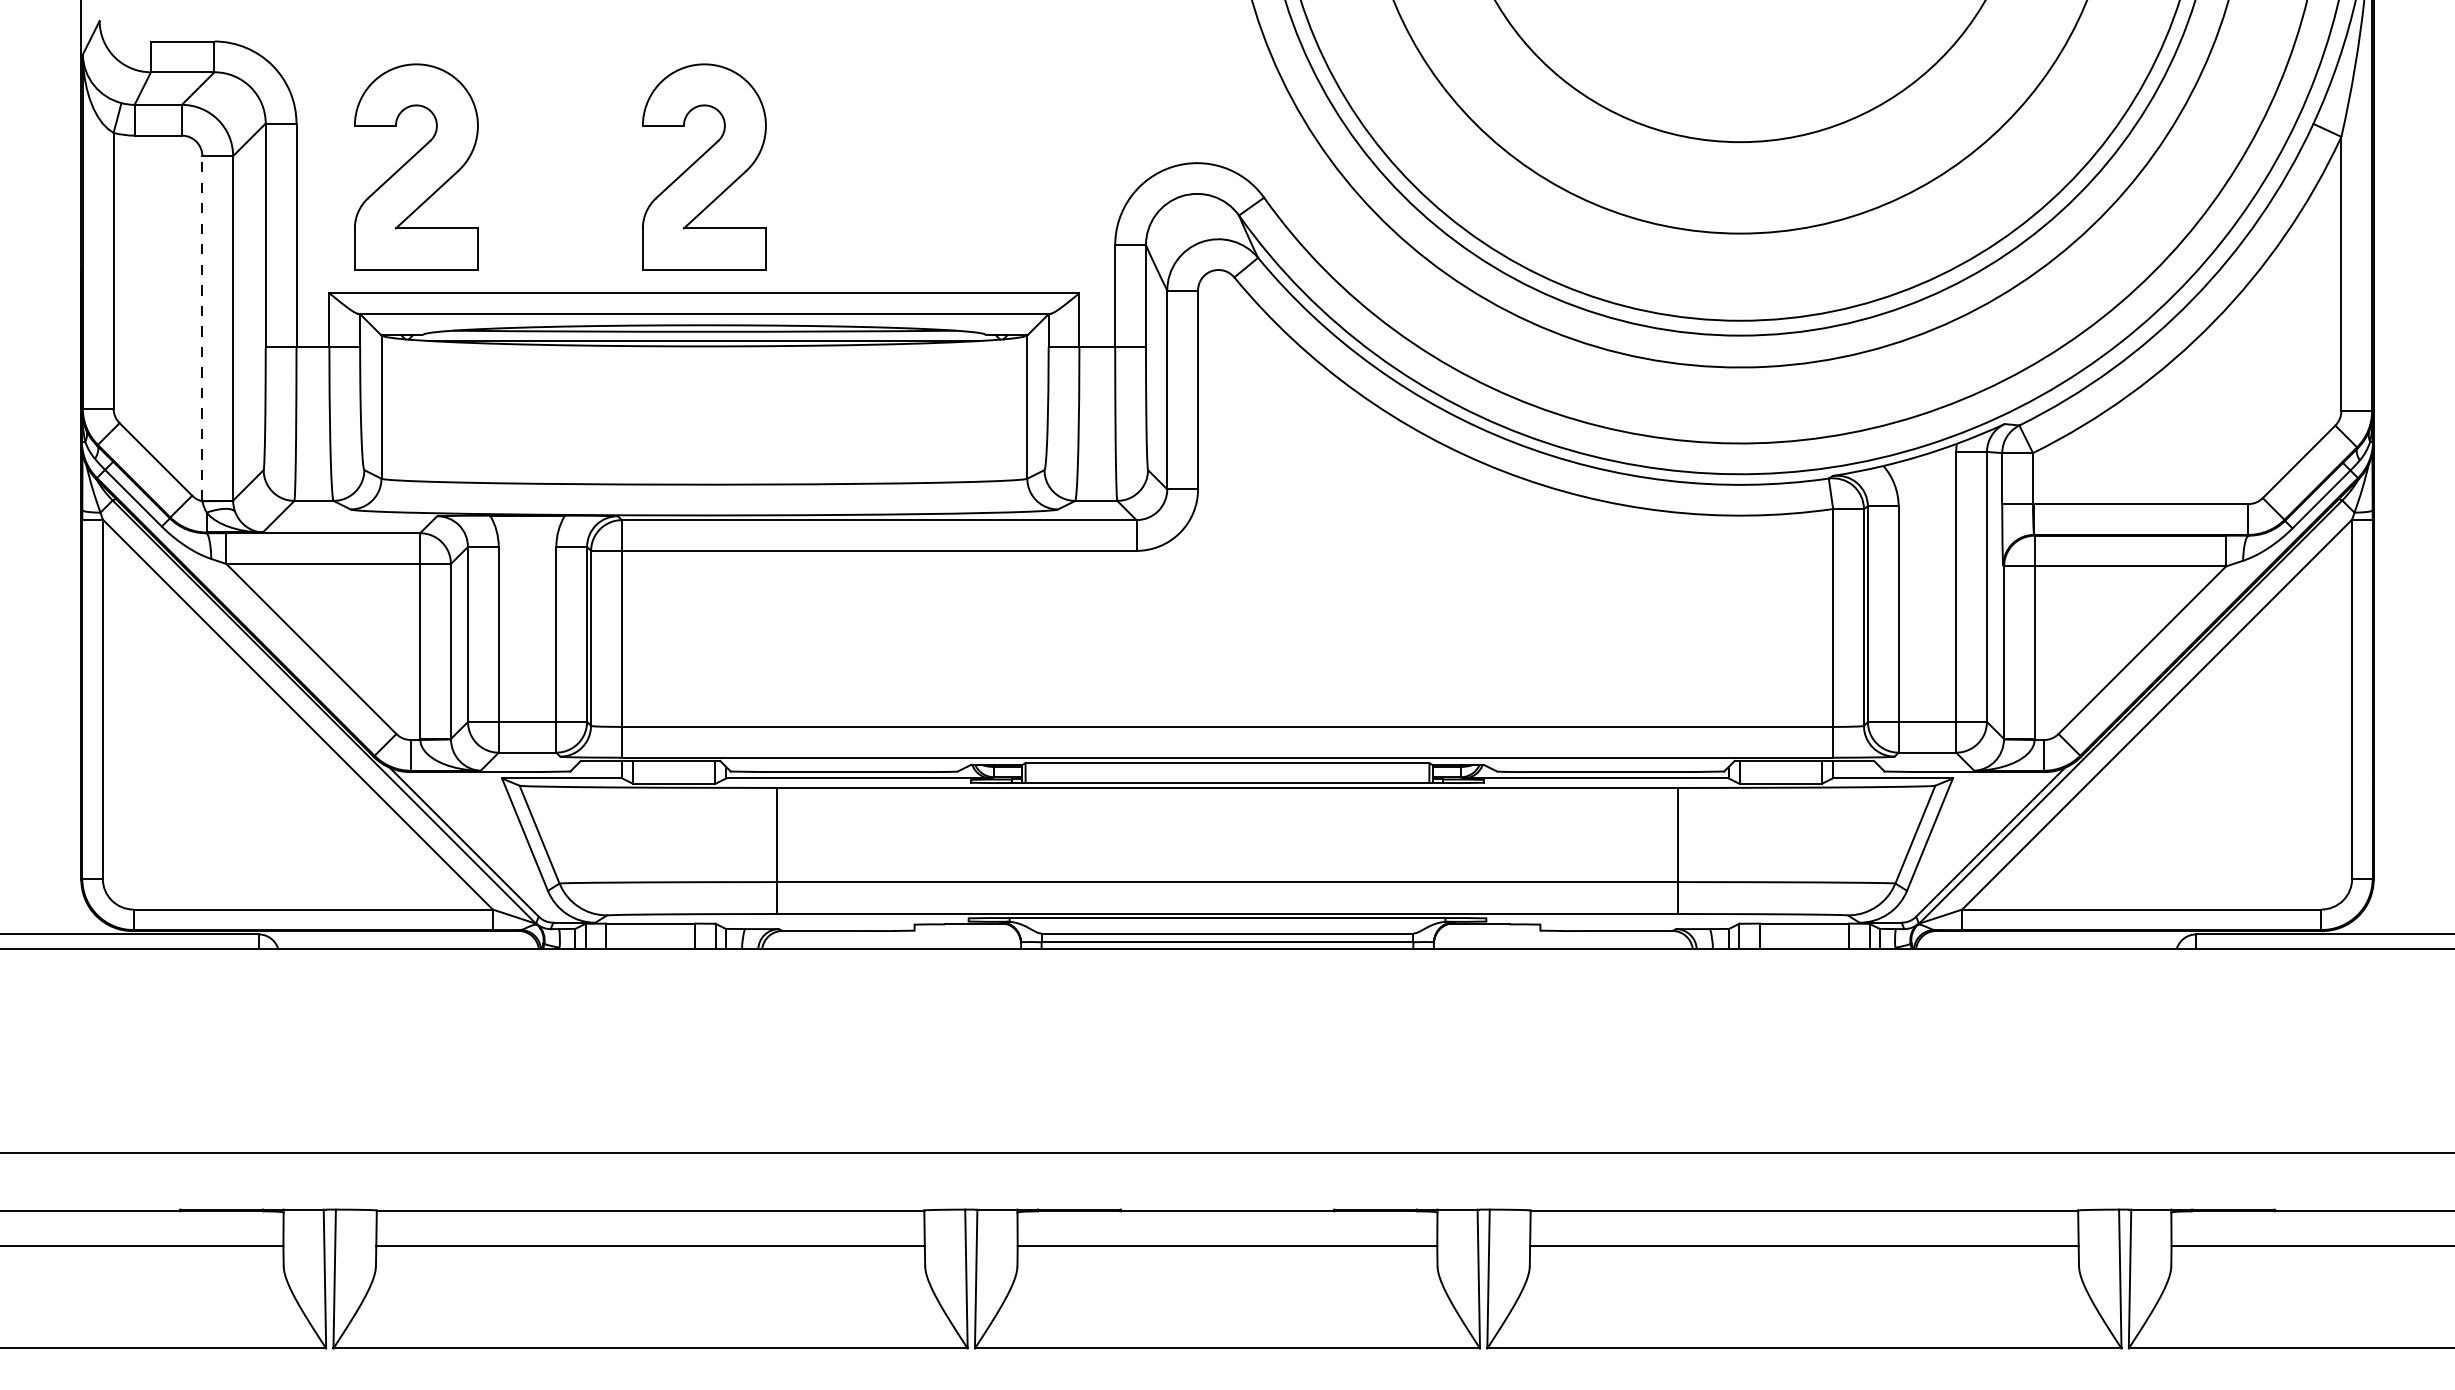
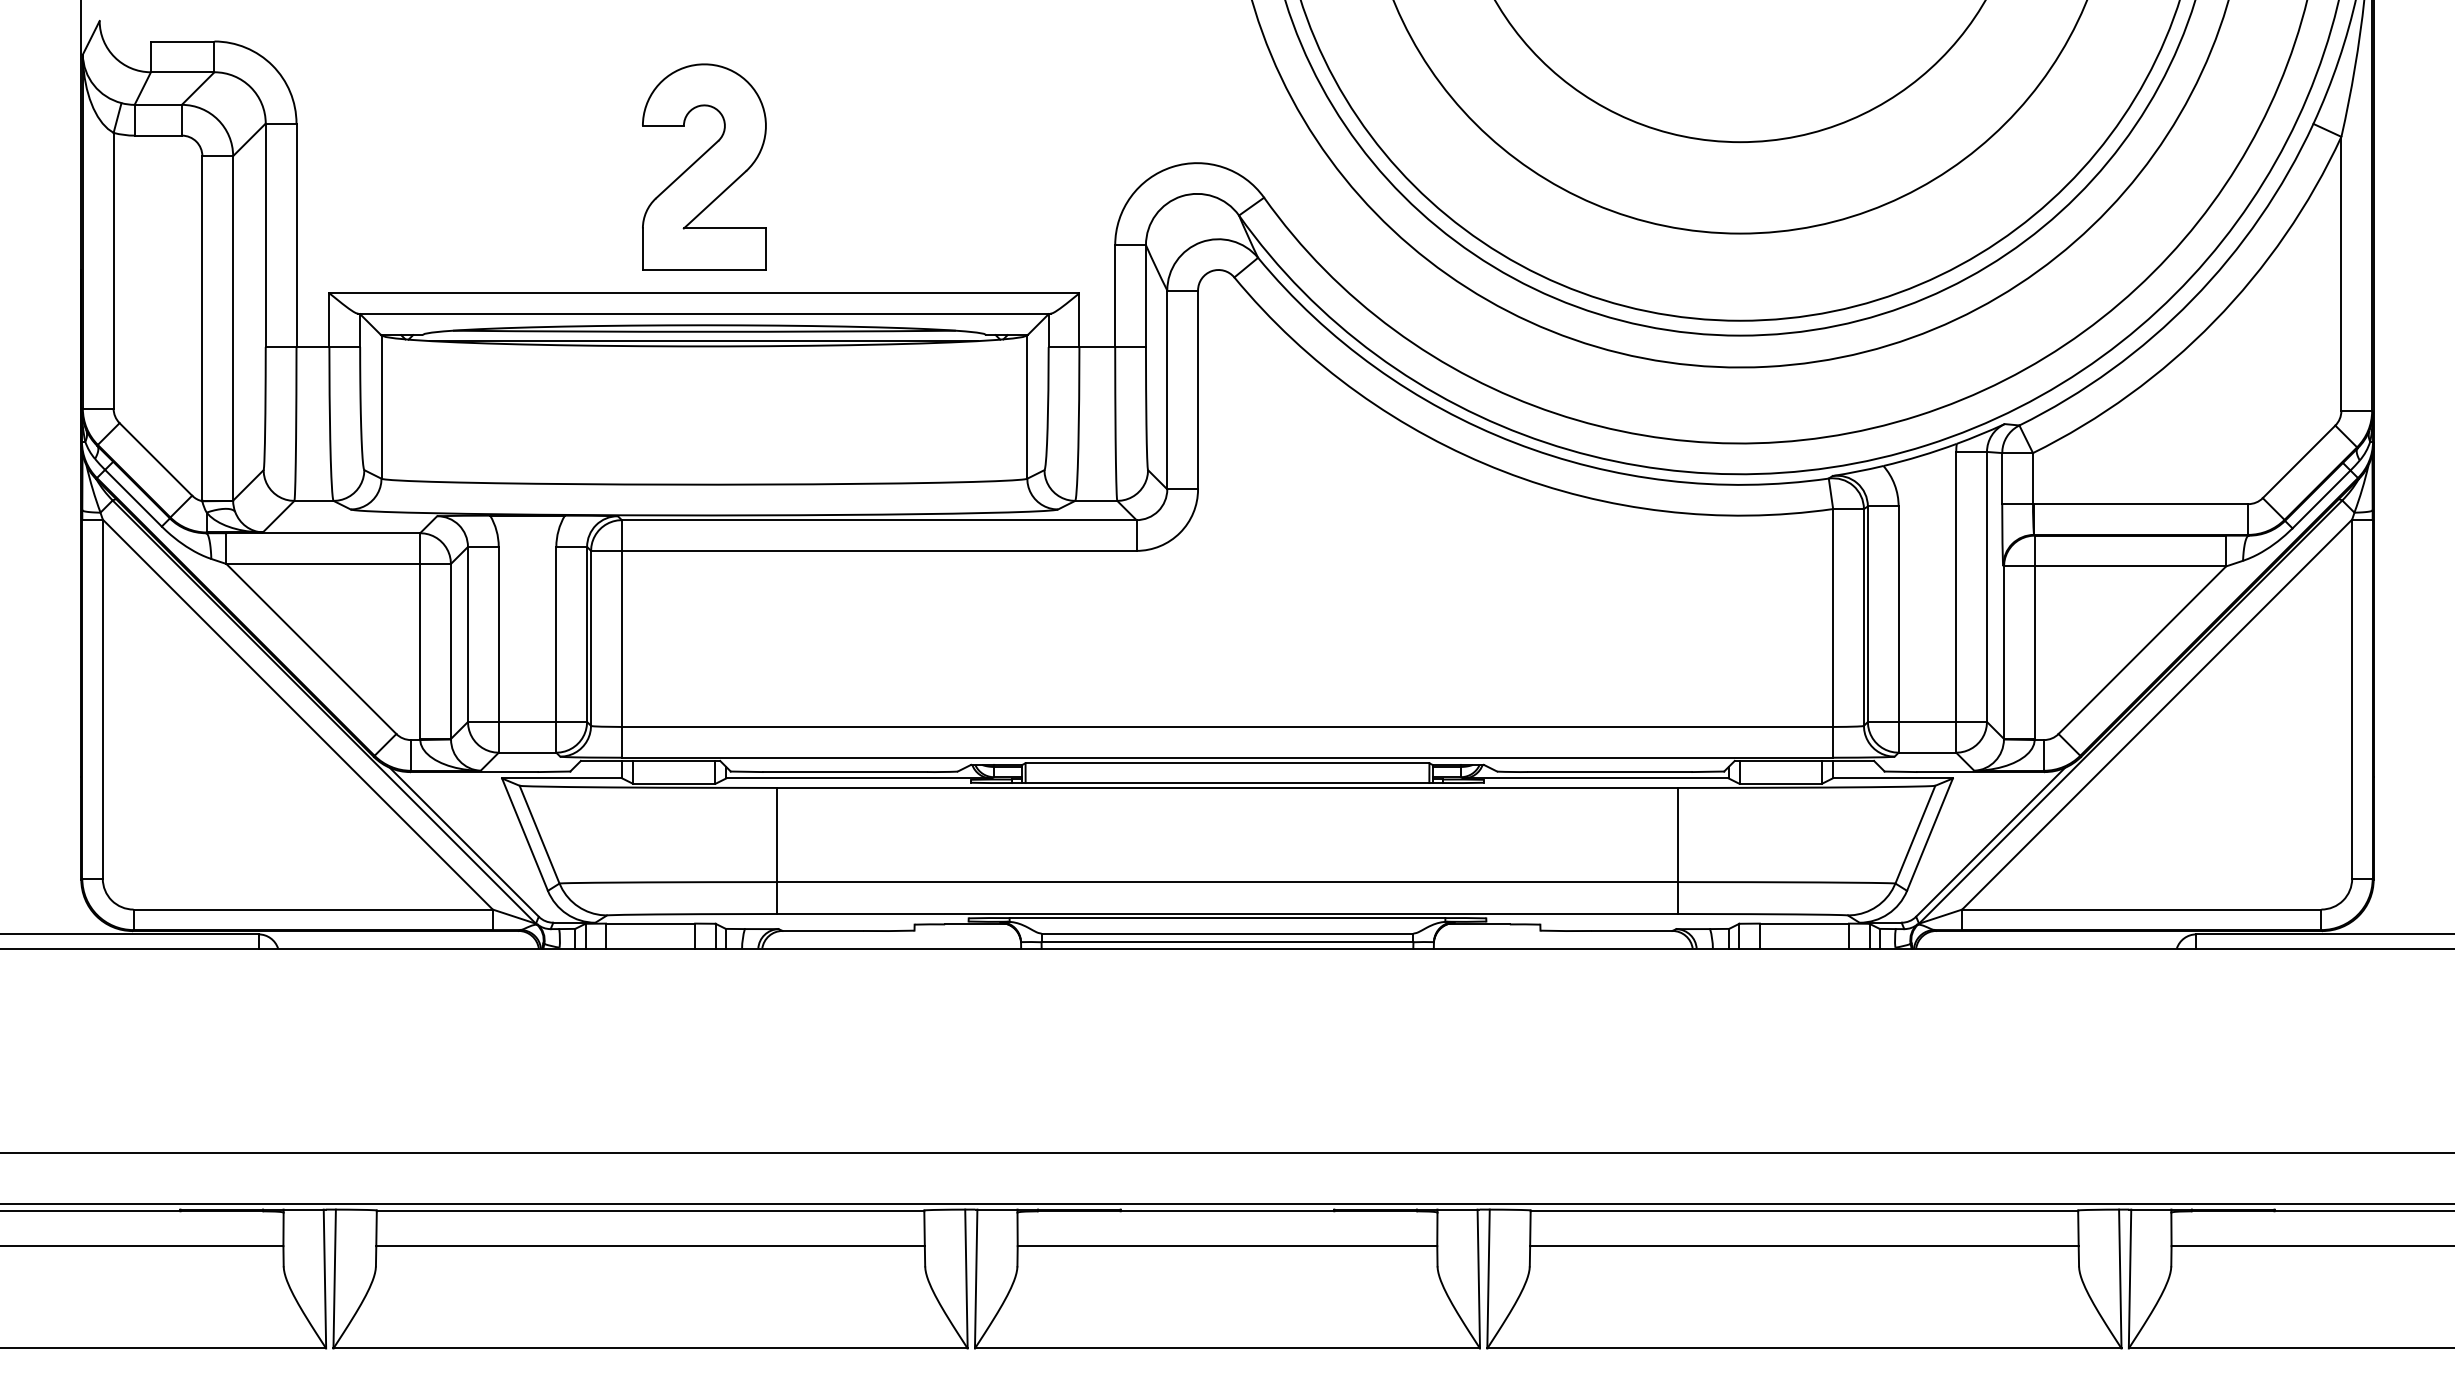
part: present -> none (416, 166)
line: dashed -> solid (202, 327)
line: none -> present (1226, 1204)
